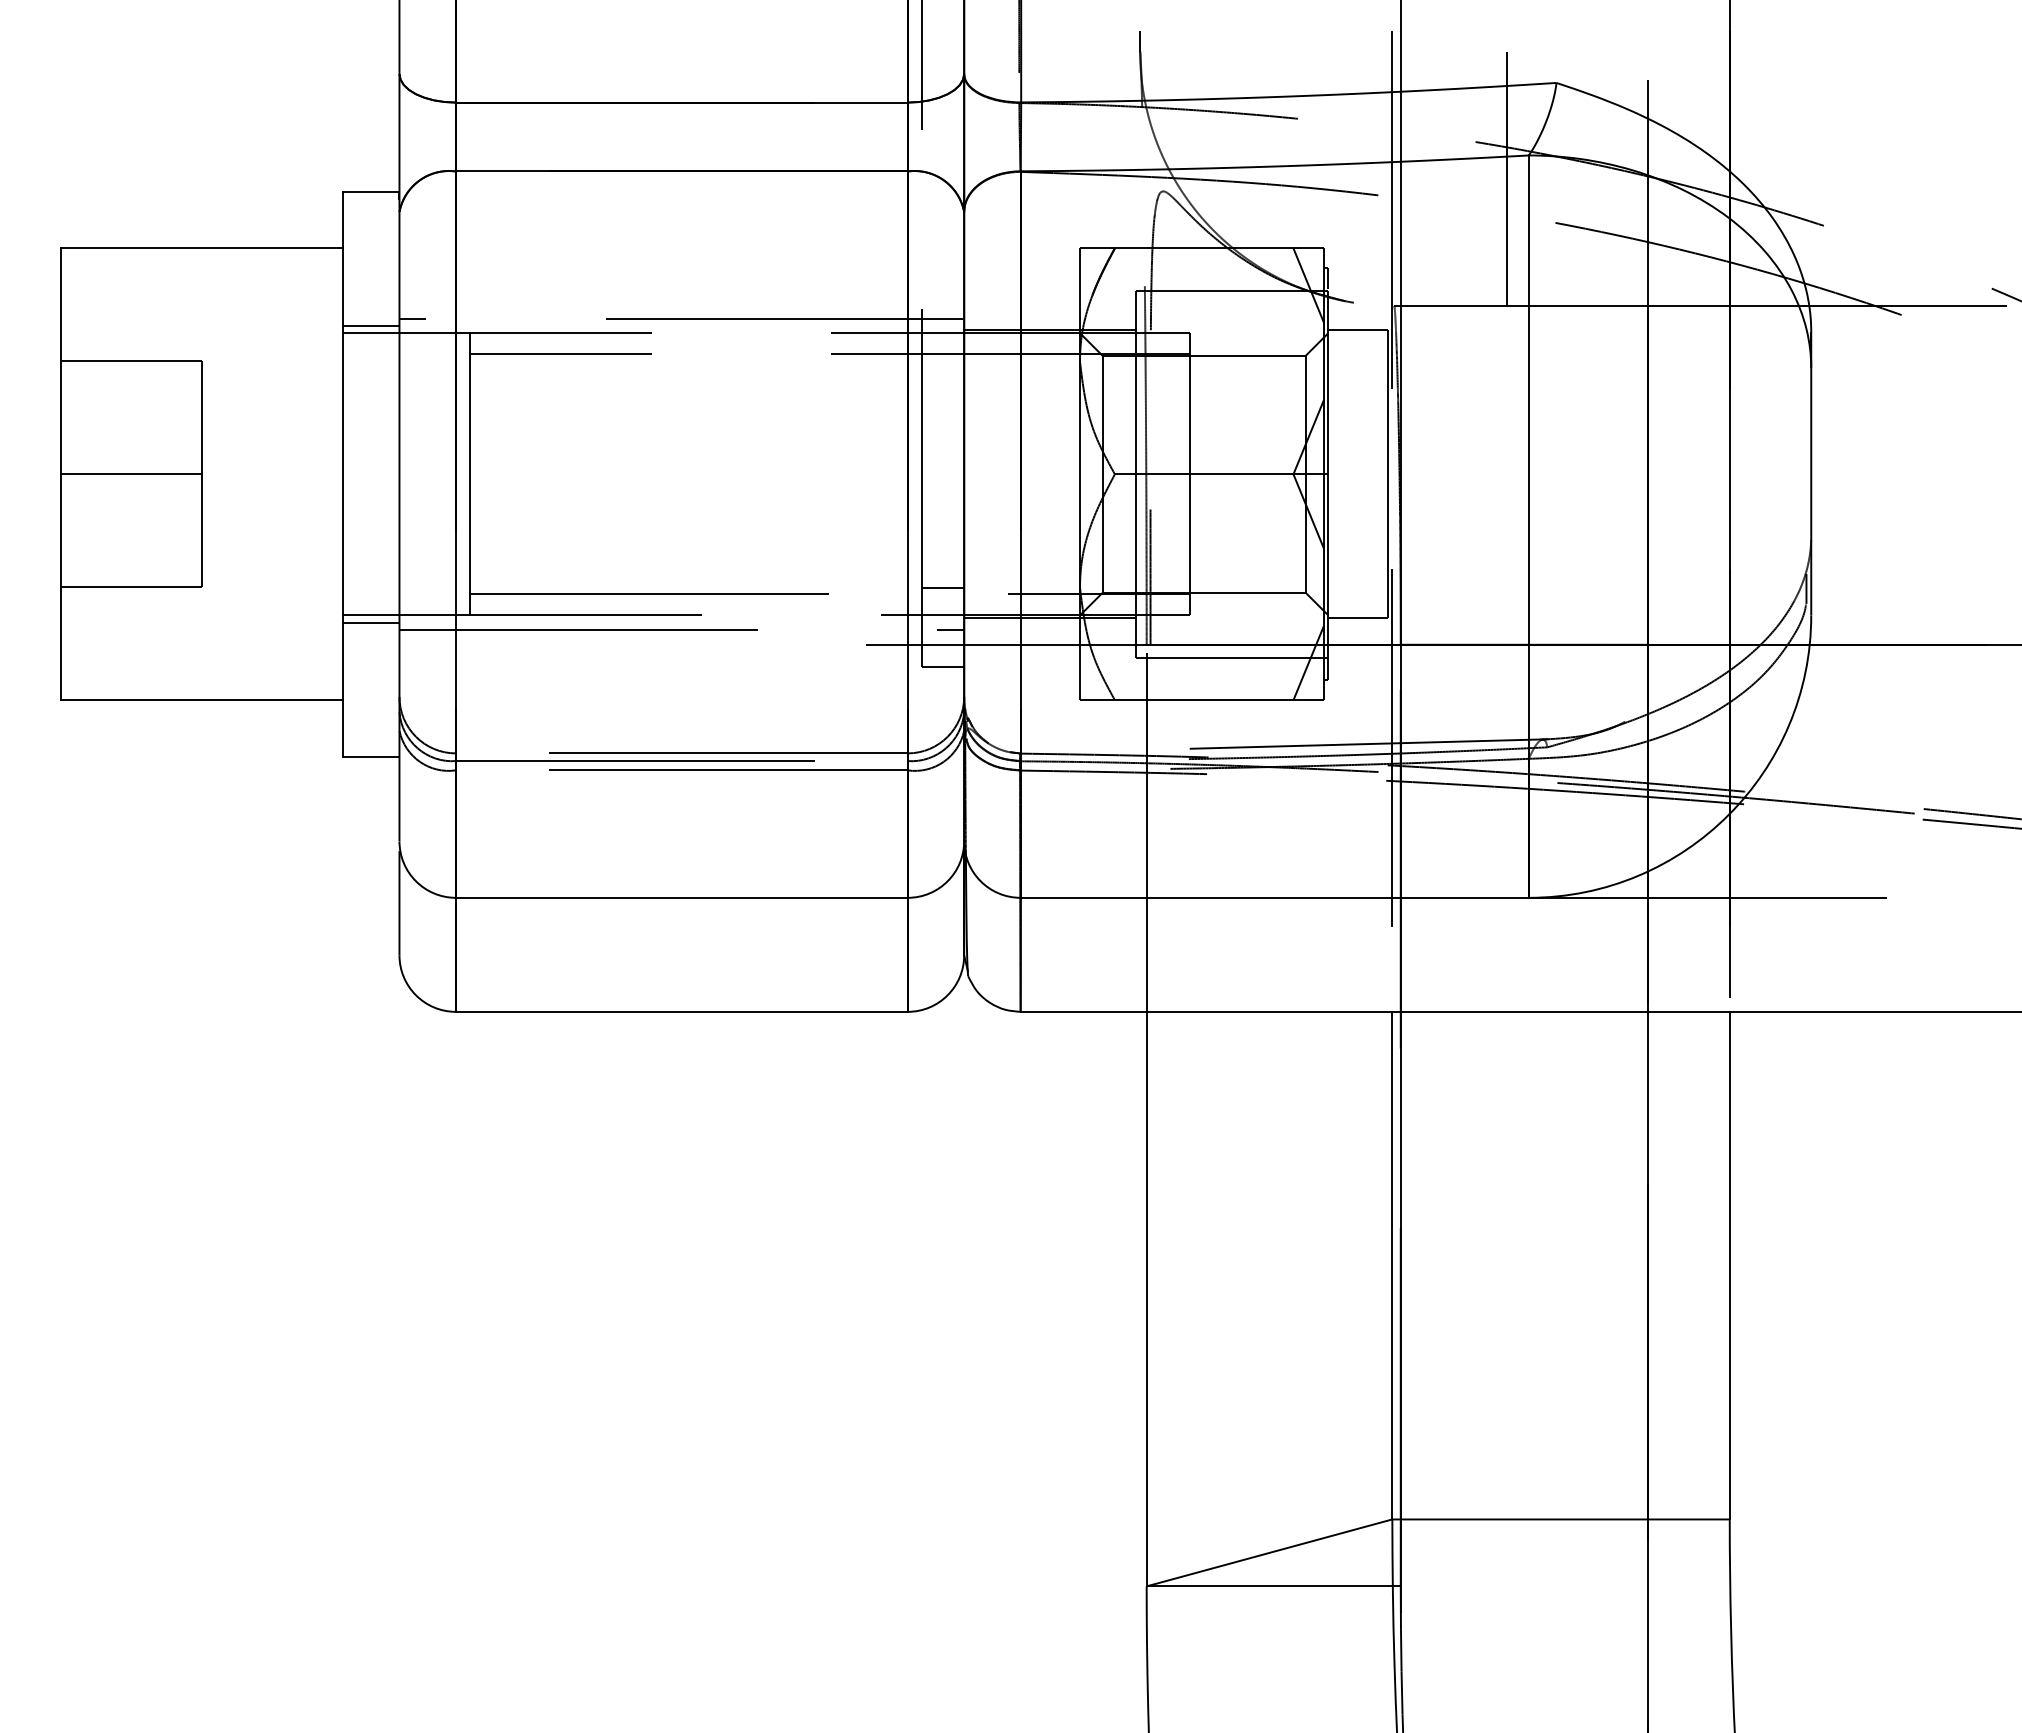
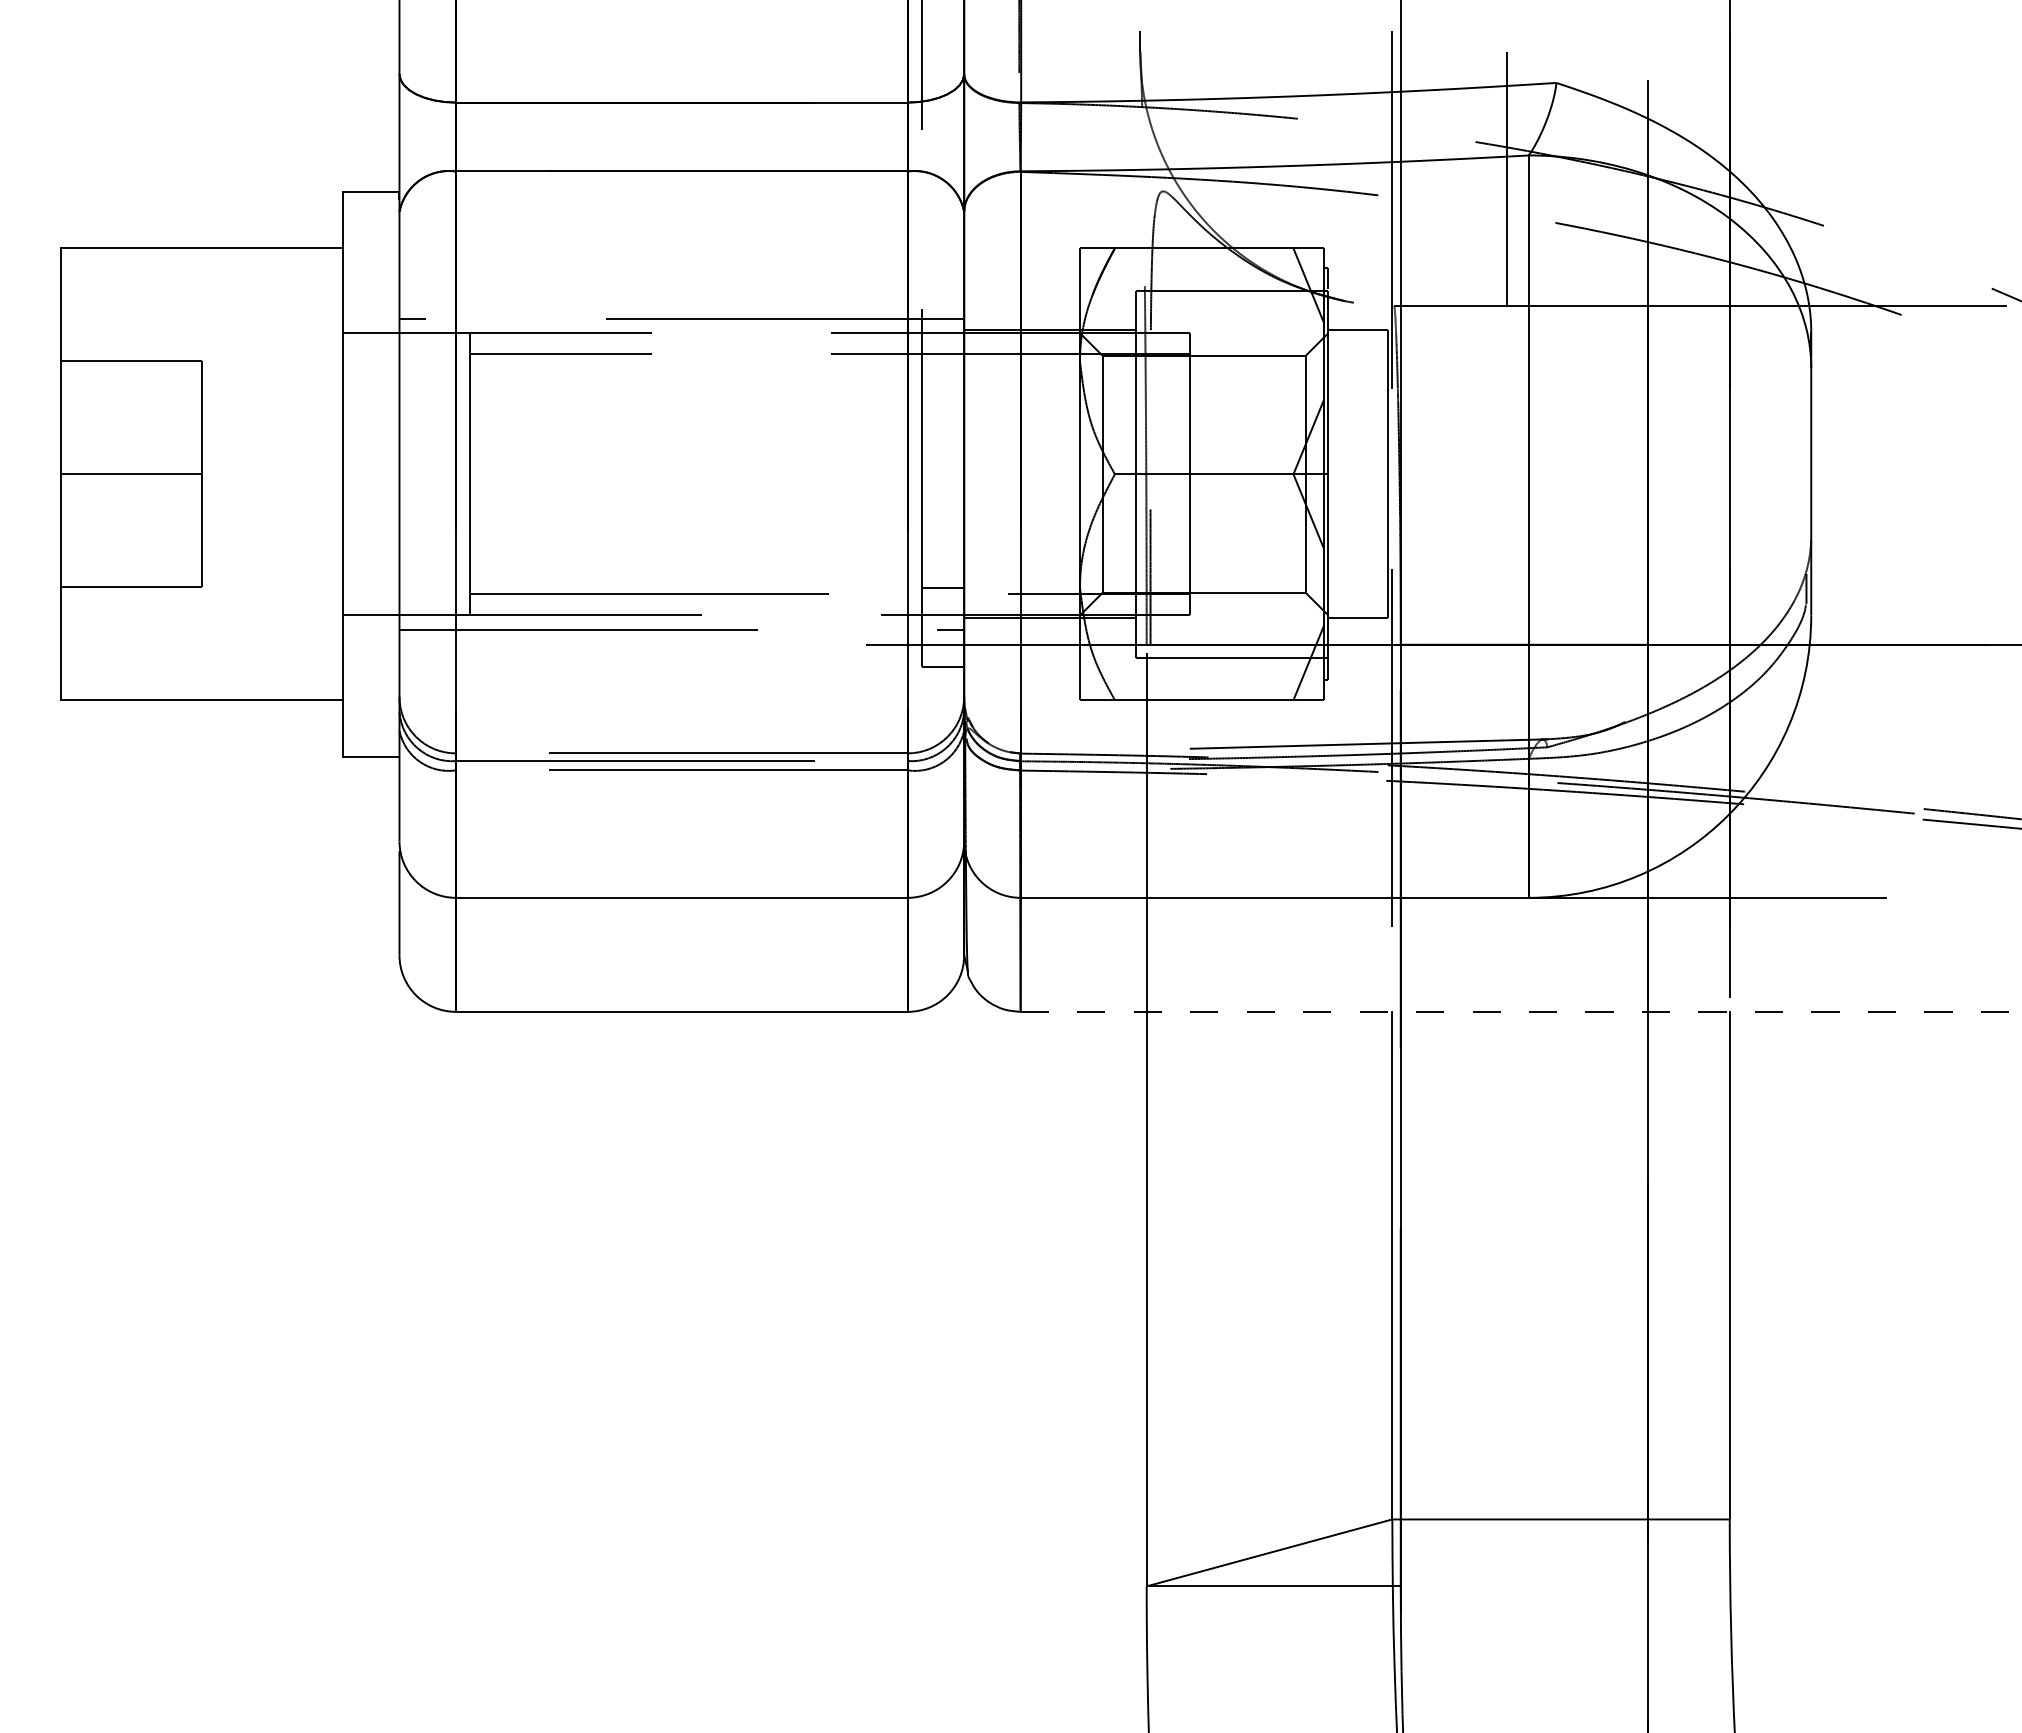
line: present -> none (371, 326)
line: present -> none (371, 622)
line: solid -> dashed (1521, 1011)
